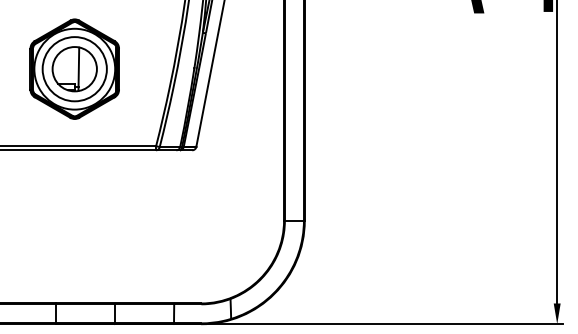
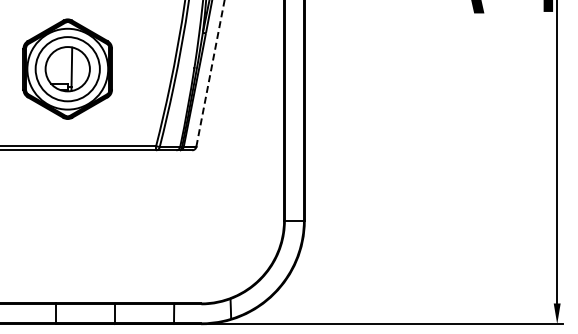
part position: (74, 68) -> (67, 68) (67, 68)
line: solid -> dashed (210, 73)
